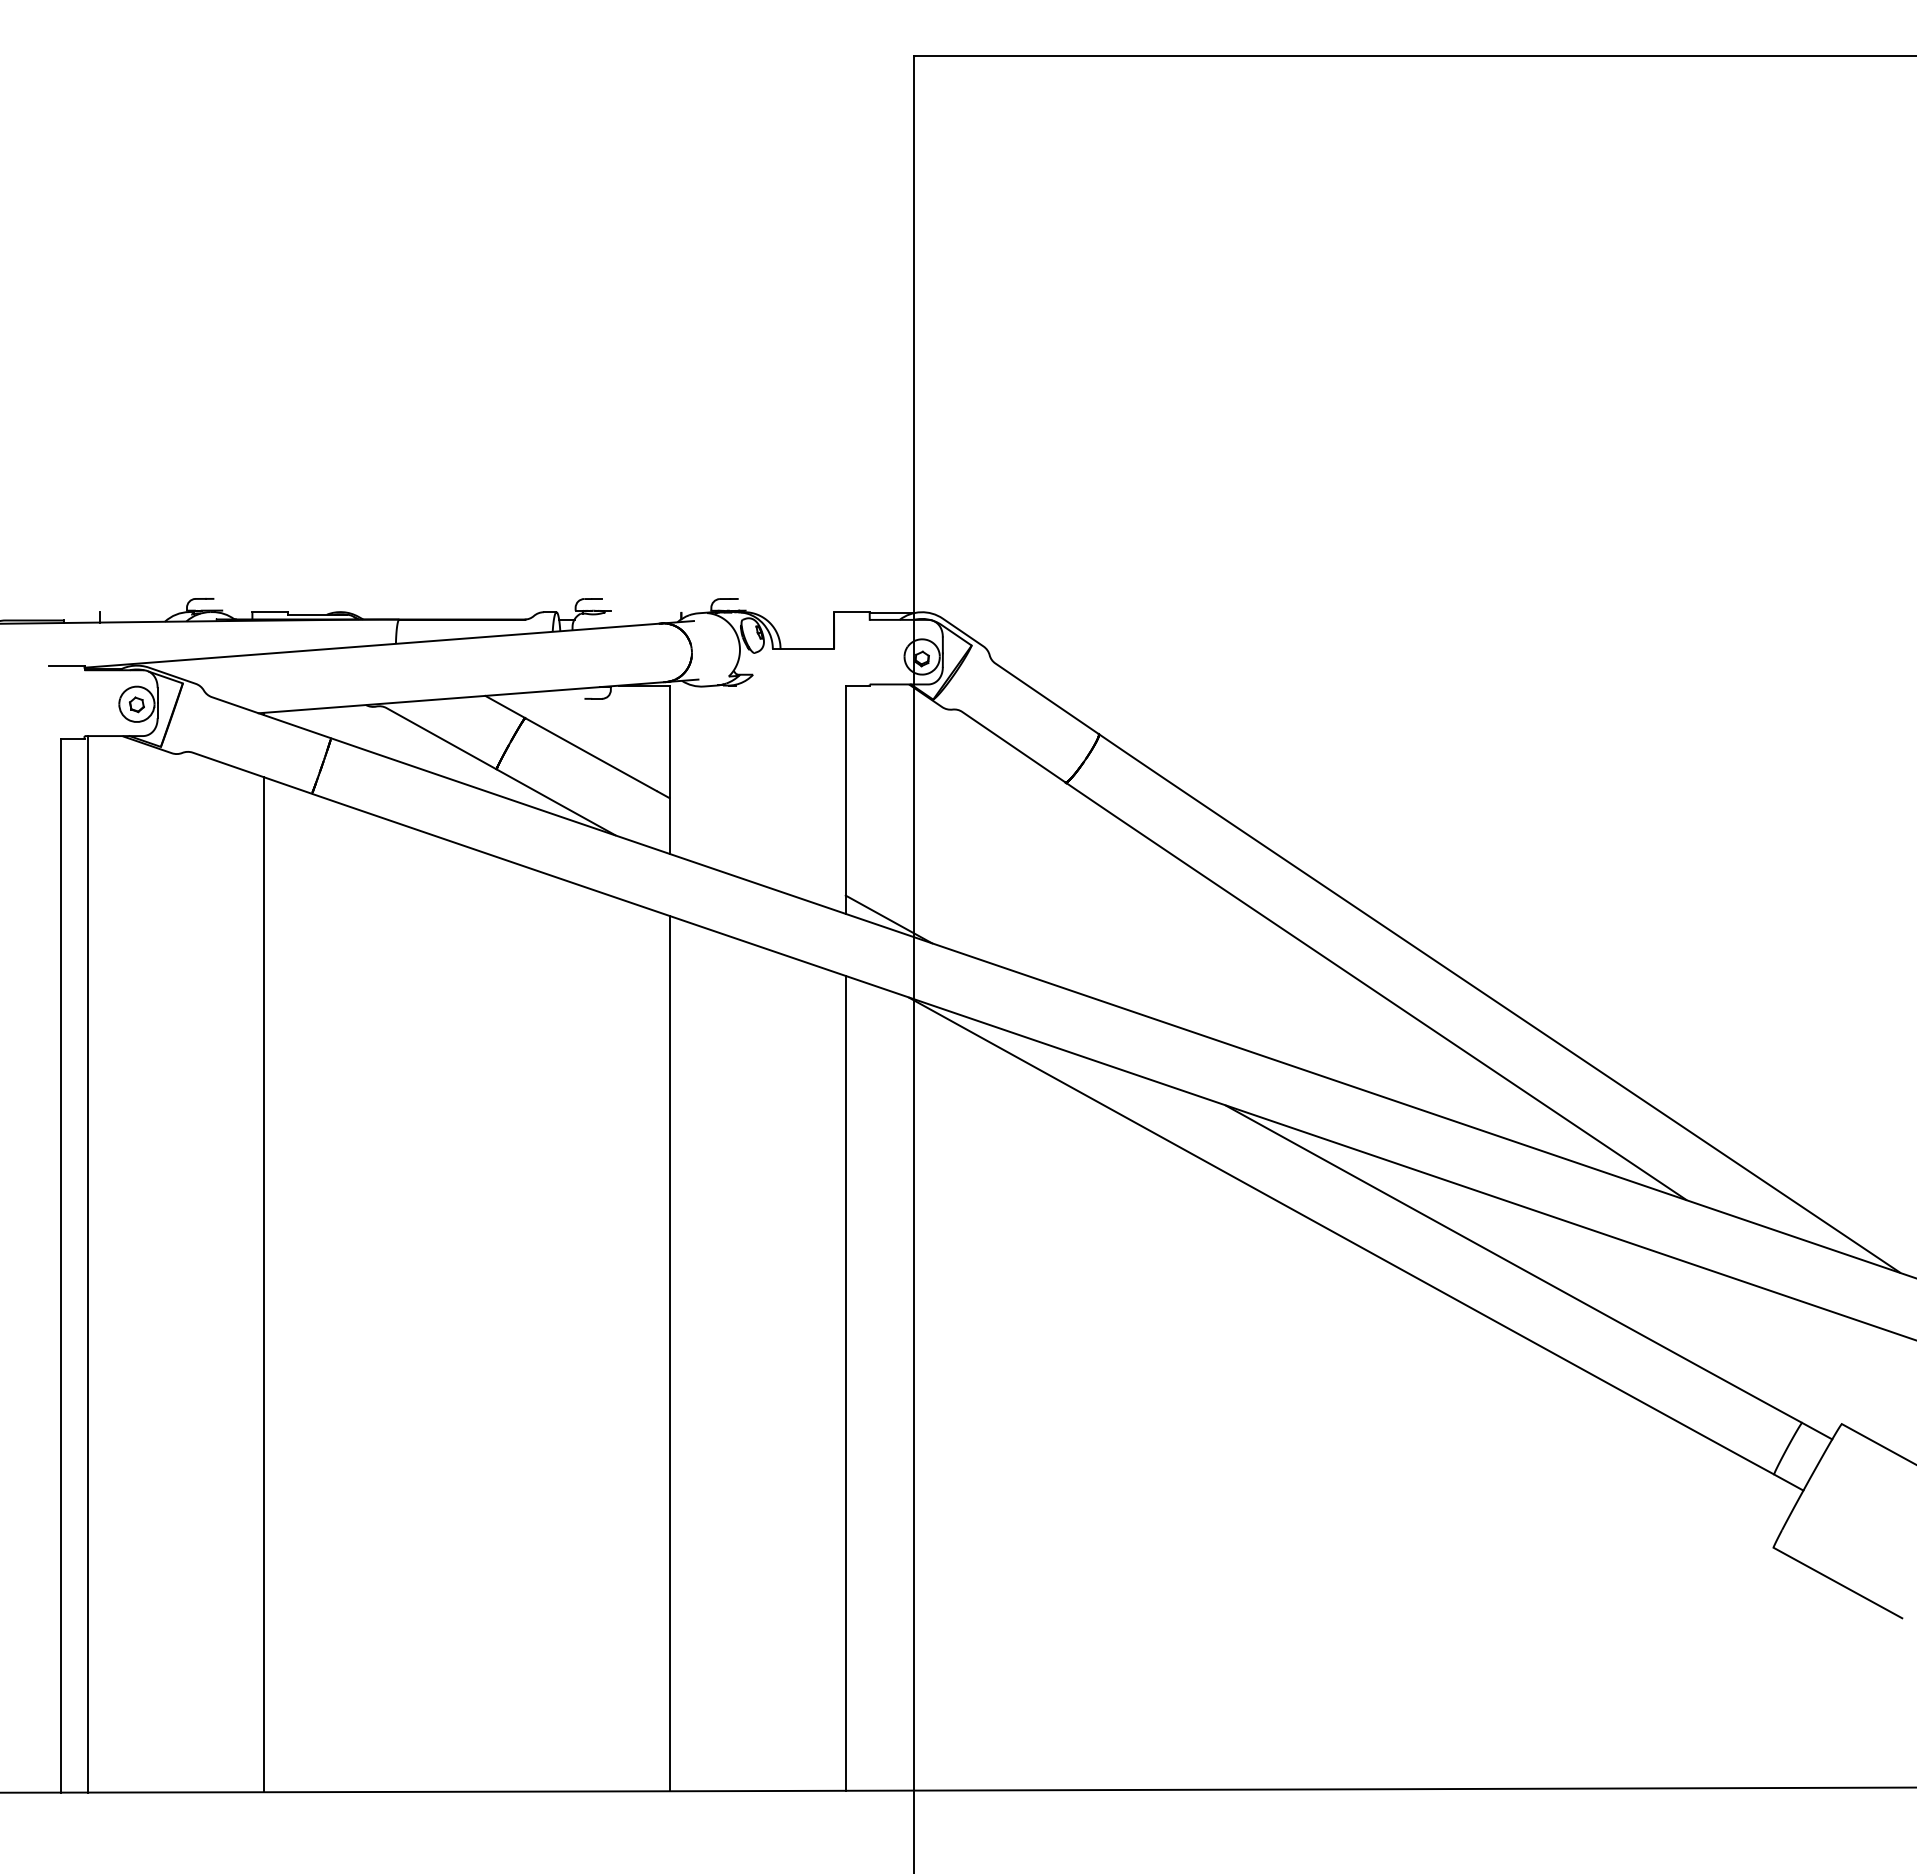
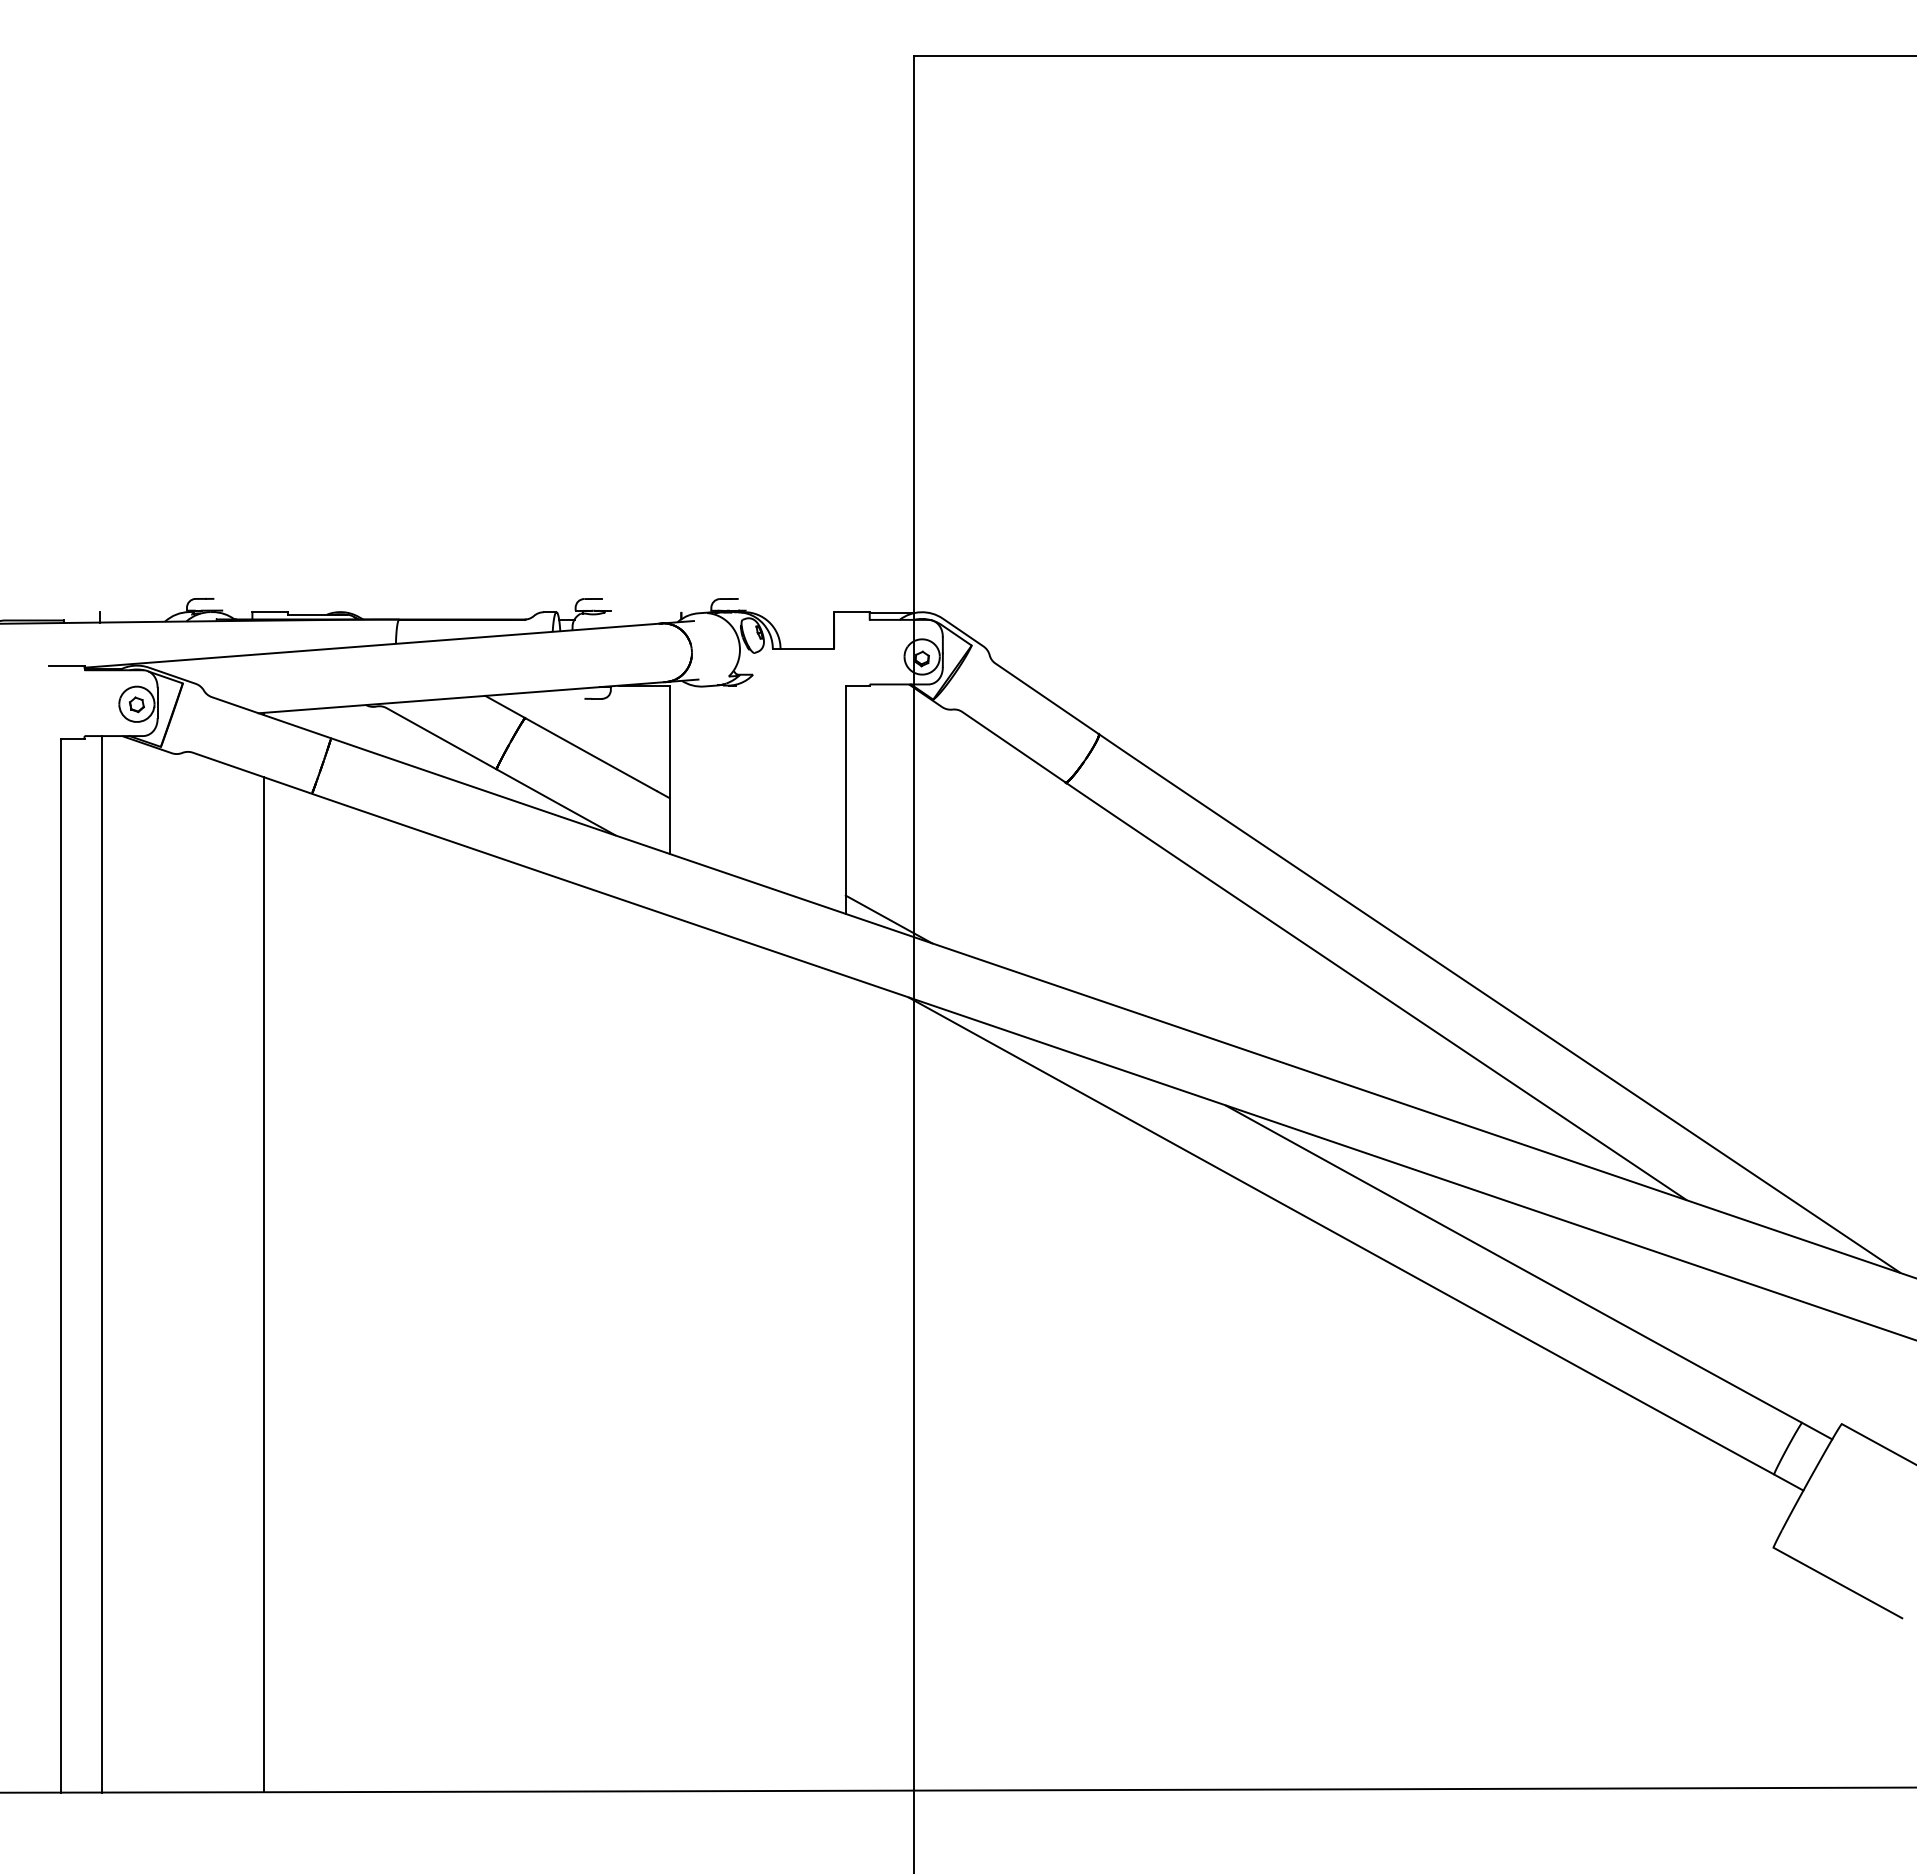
line position: (87, 1264) -> (101, 1264) (101, 1264)
line: present -> none (669, 1353)
line: present -> none (845, 1382)
